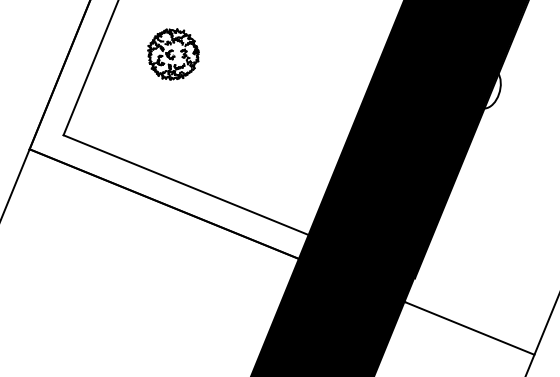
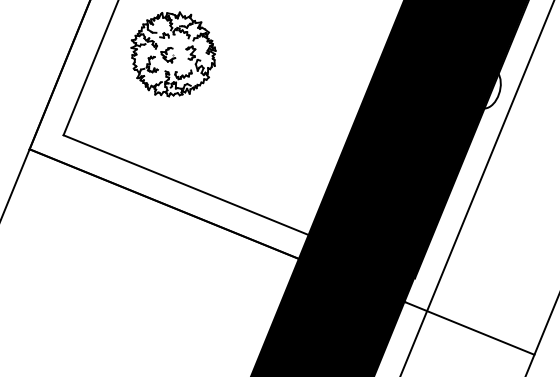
part size: 53x53 px -> 87x87 px (173, 54)
line: none -> present (477, 187)
